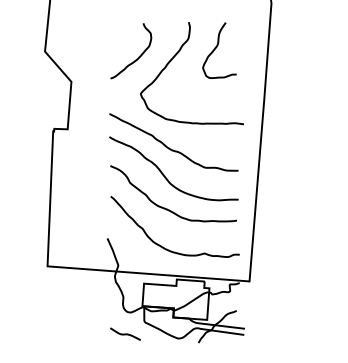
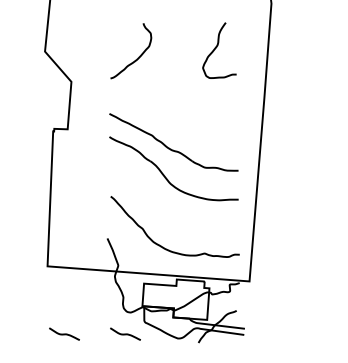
curve: present -> none (171, 61)
curve: present -> none (165, 207)
curve: none -> present (64, 333)
